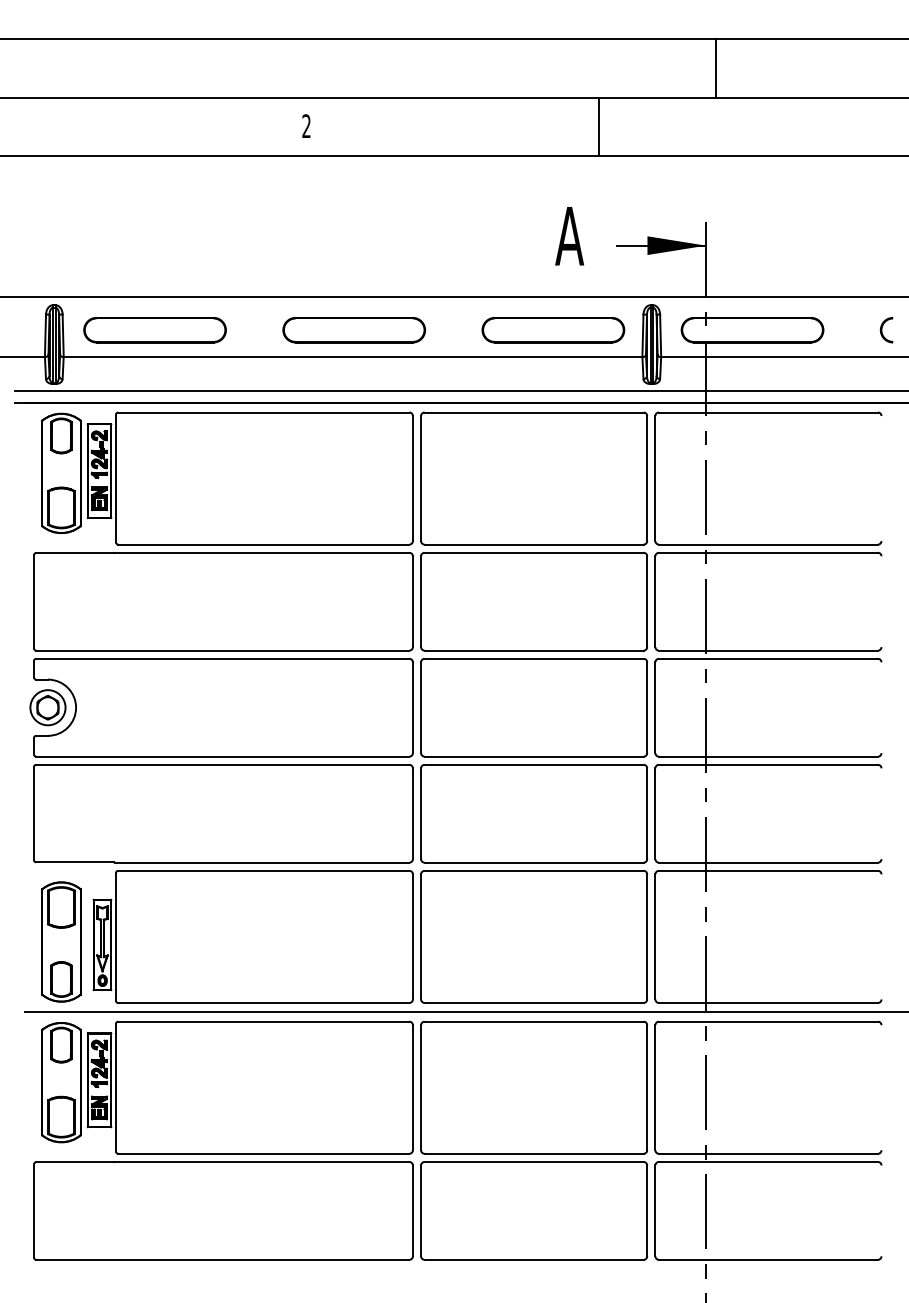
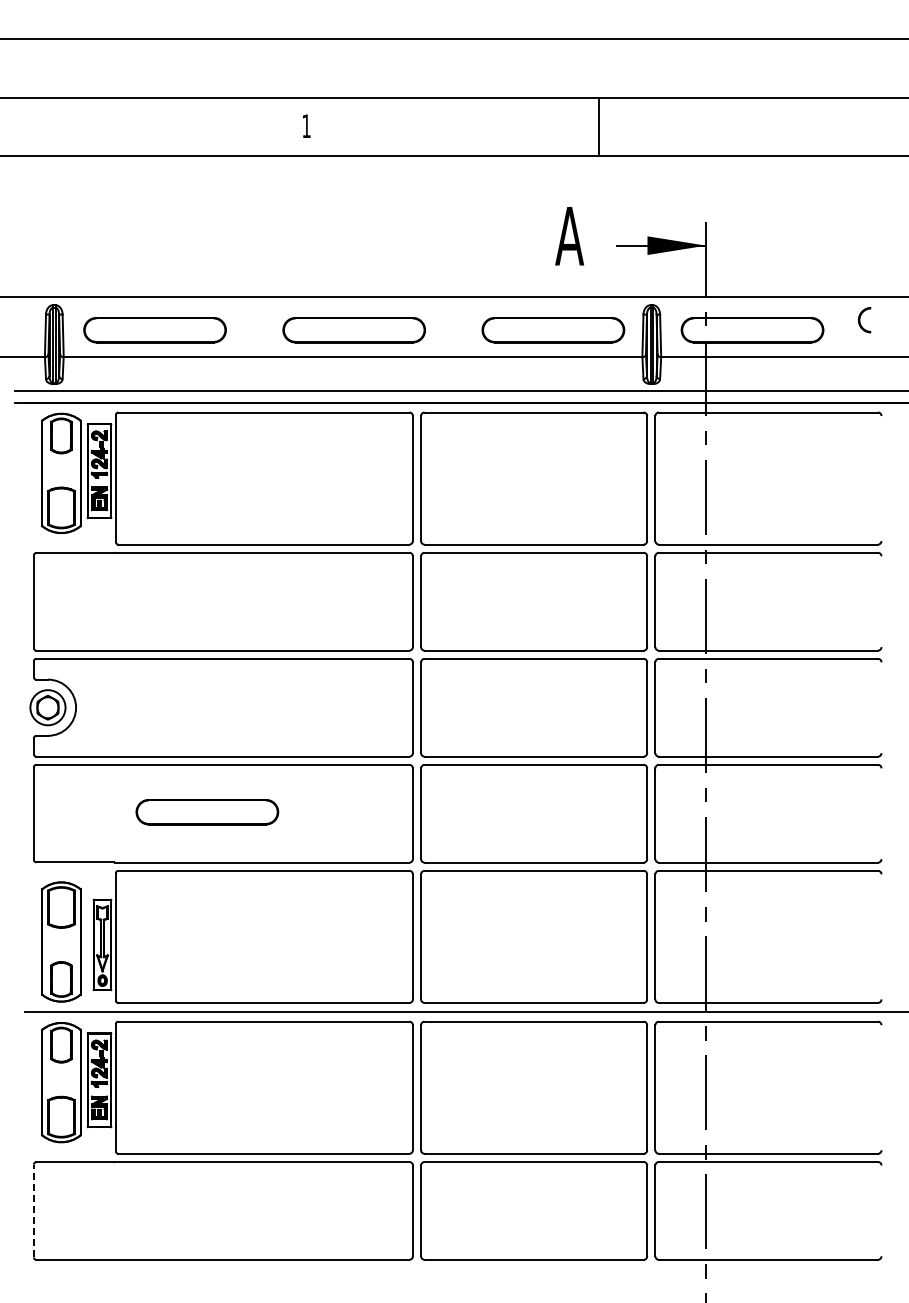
line: present -> none (716, 68)
text: 2 -> 1 (306, 125)
part position: (886, 330) -> (864, 320) (864, 320)
part: none -> present (207, 812)
line: solid -> dashed (33, 1210)
